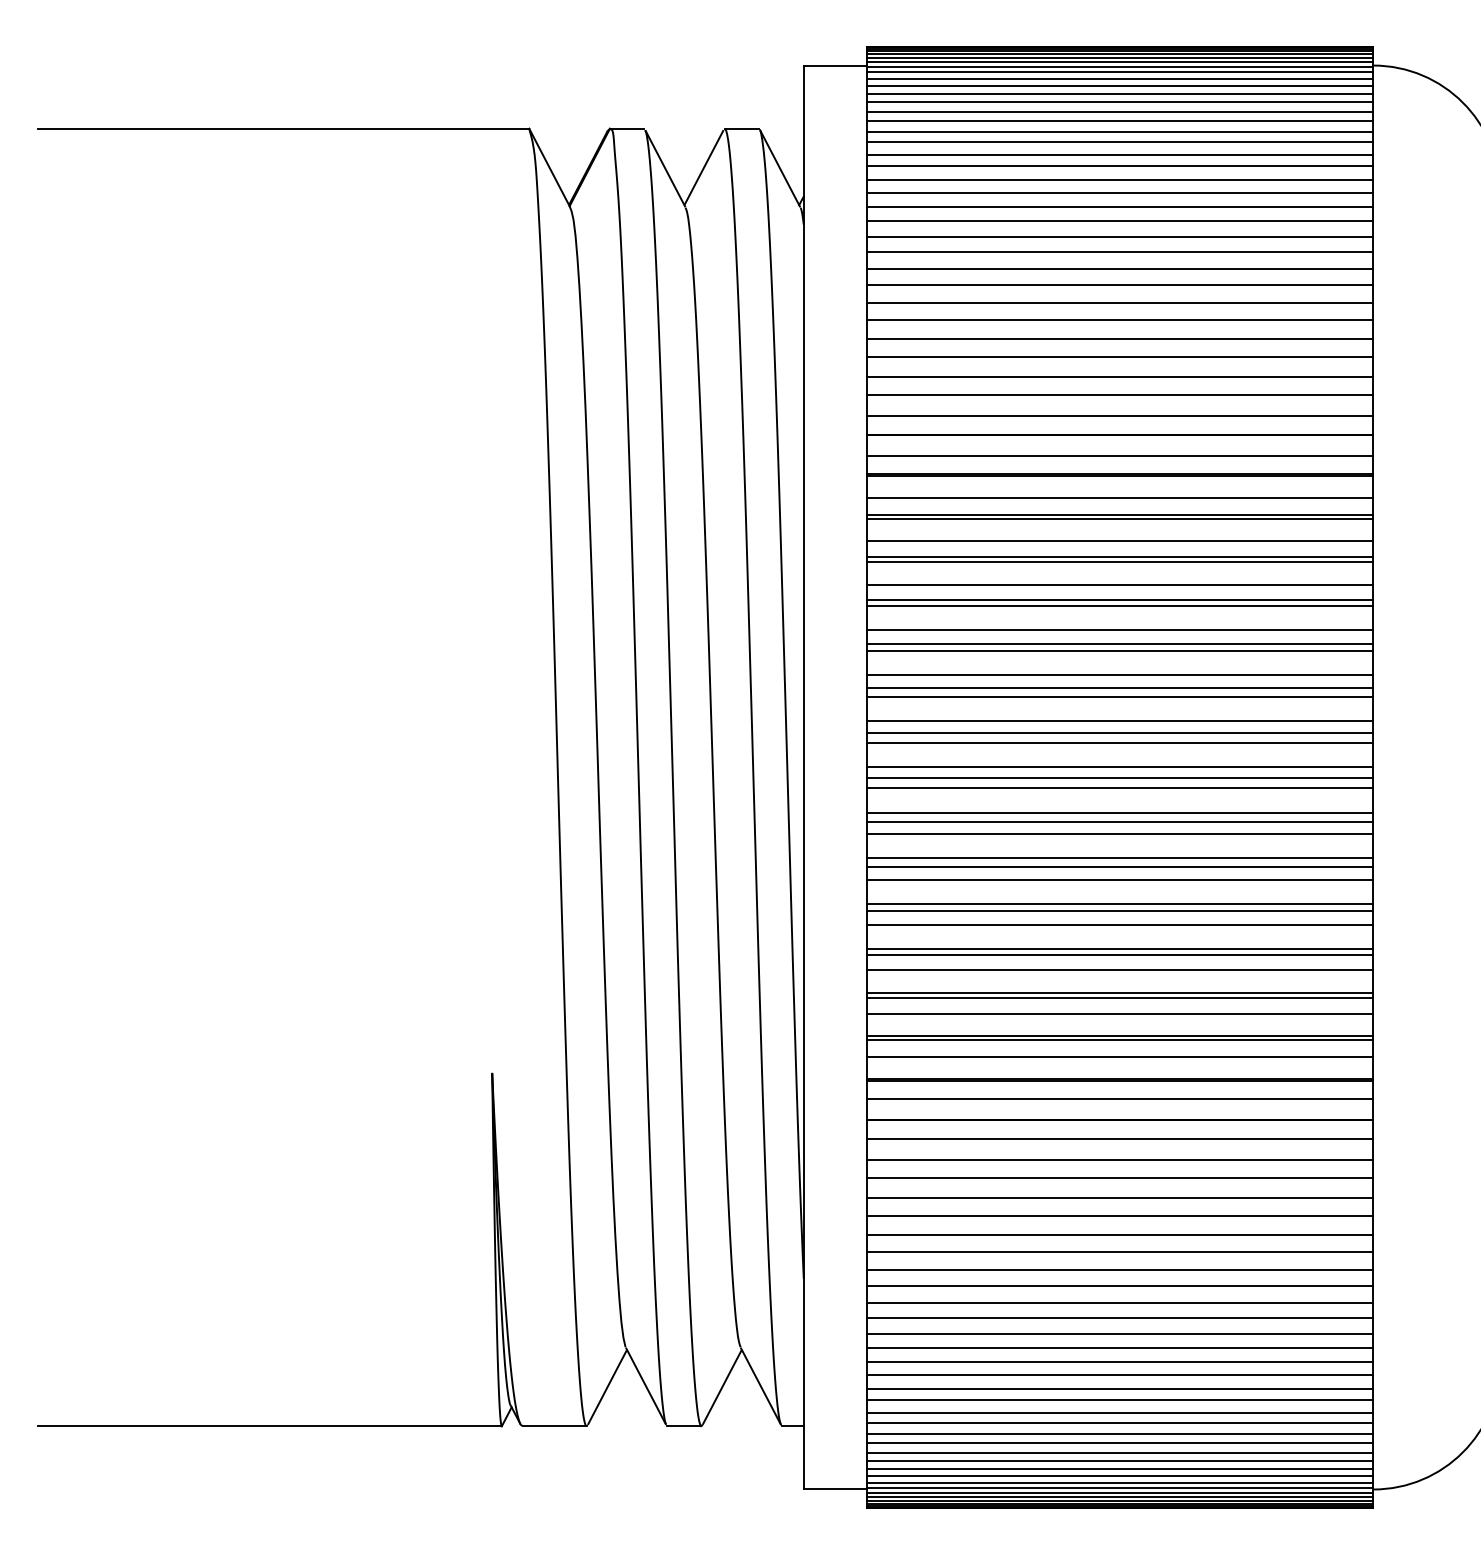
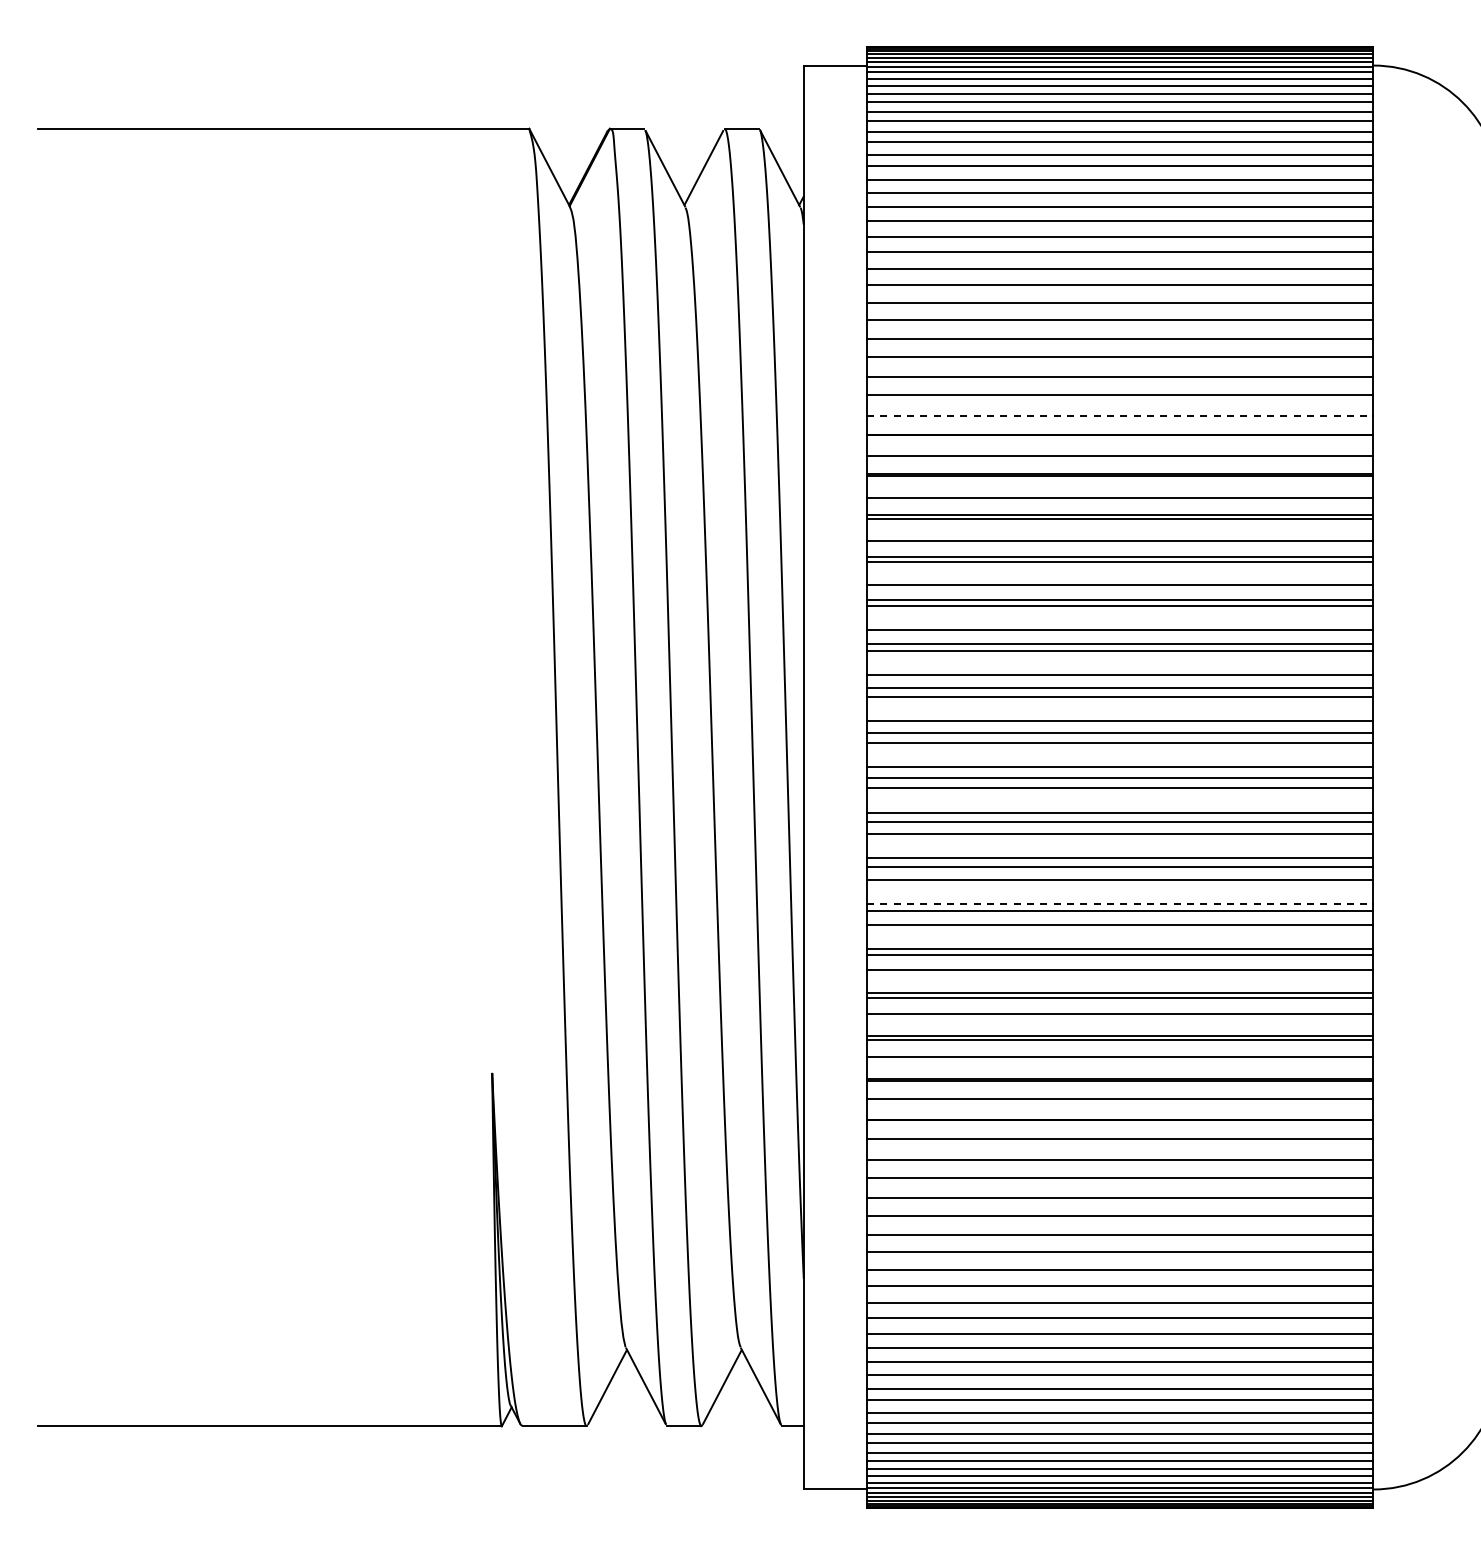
line: solid -> dashed (1120, 415)
line: solid -> dashed (1120, 903)
